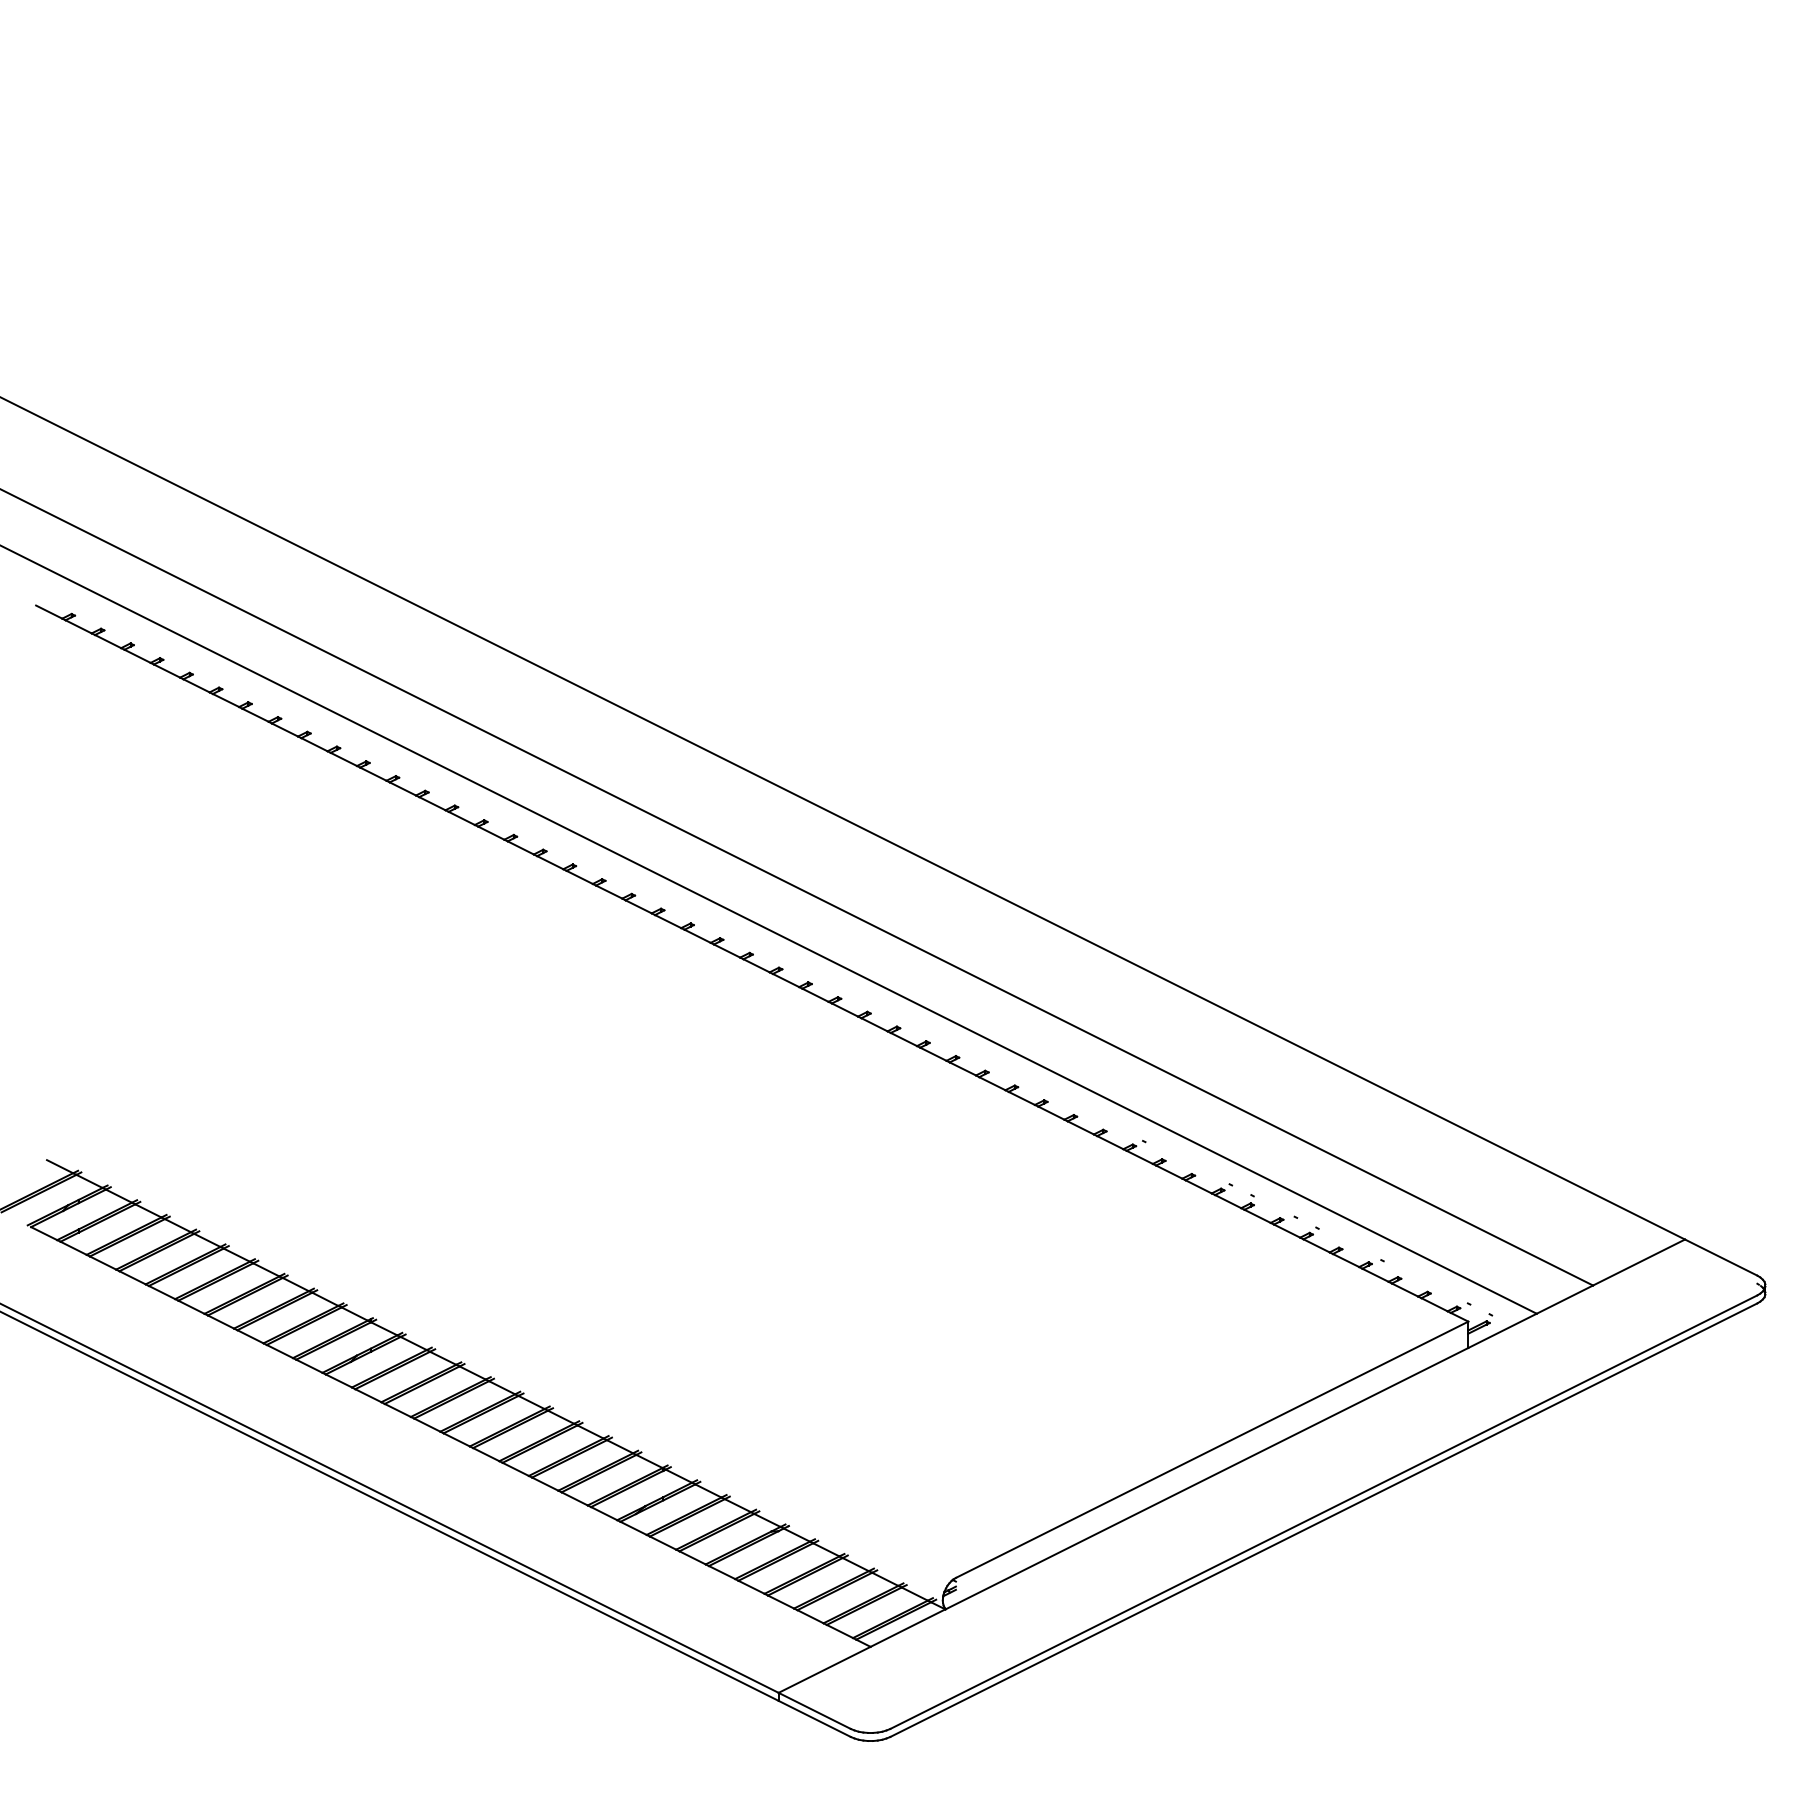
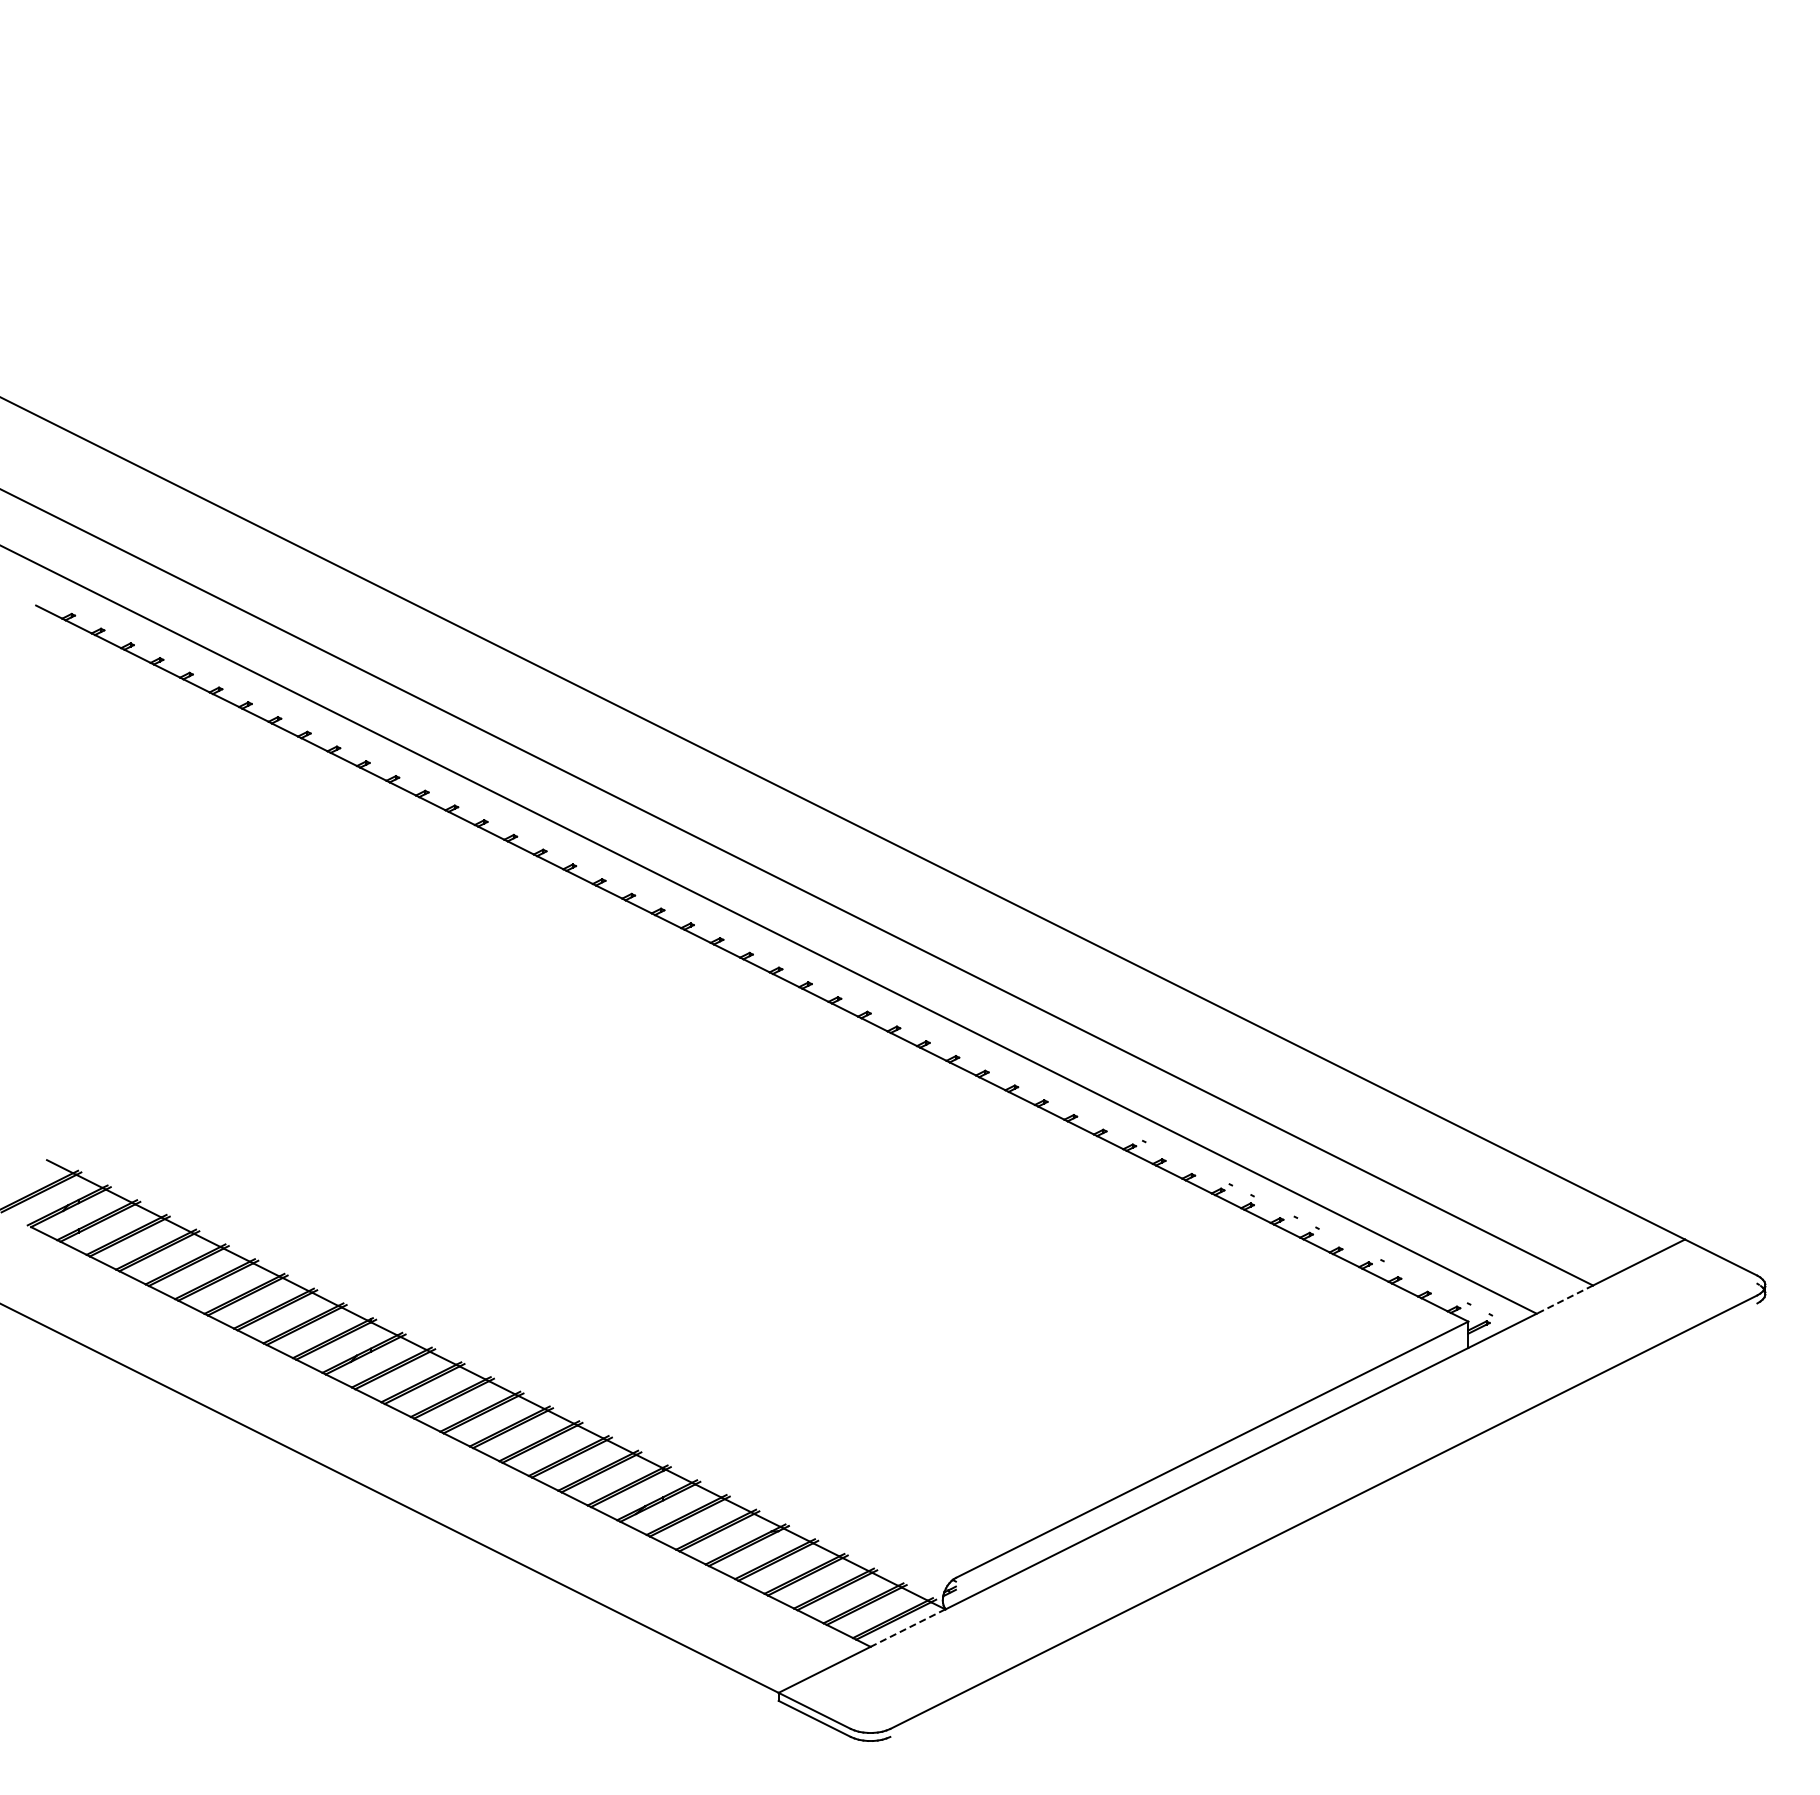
line: solid -> dashed (1564, 1299)
line: present -> none (390, 1506)
line: present -> none (1323, 1519)
line: solid -> dashed (908, 1628)
